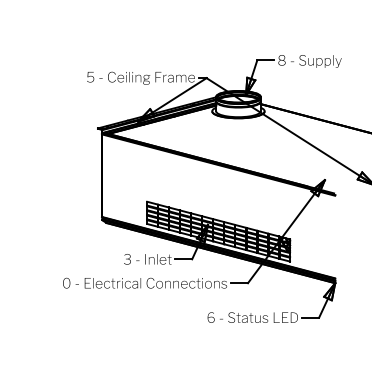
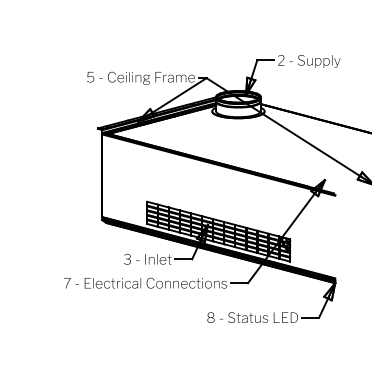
text: 8 -> 2 (309, 61)
text: 0 -> 7 (66, 282)
text: 6 -> 8 (210, 317)
